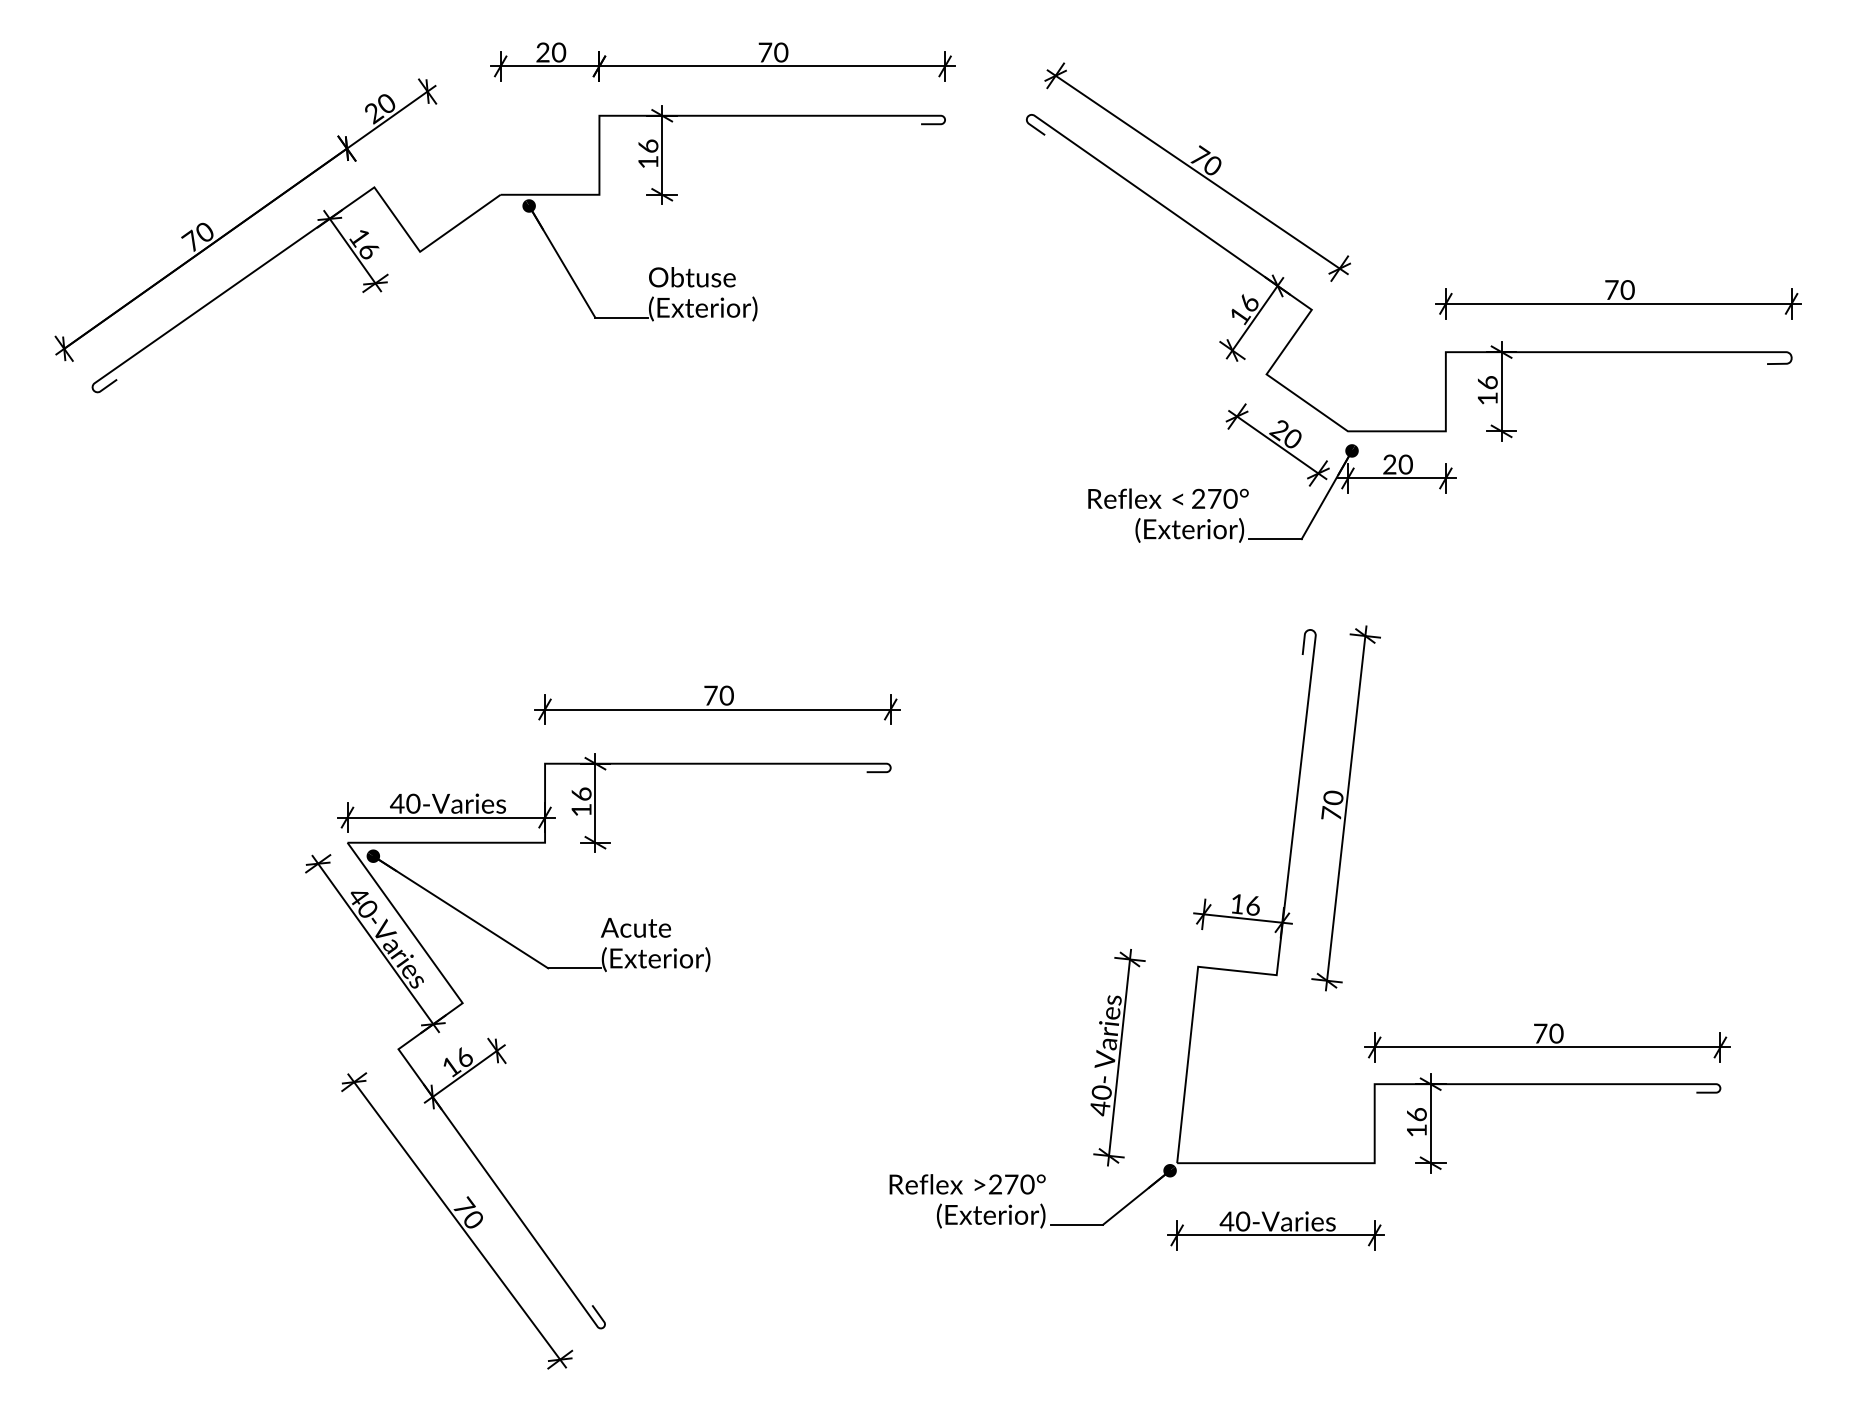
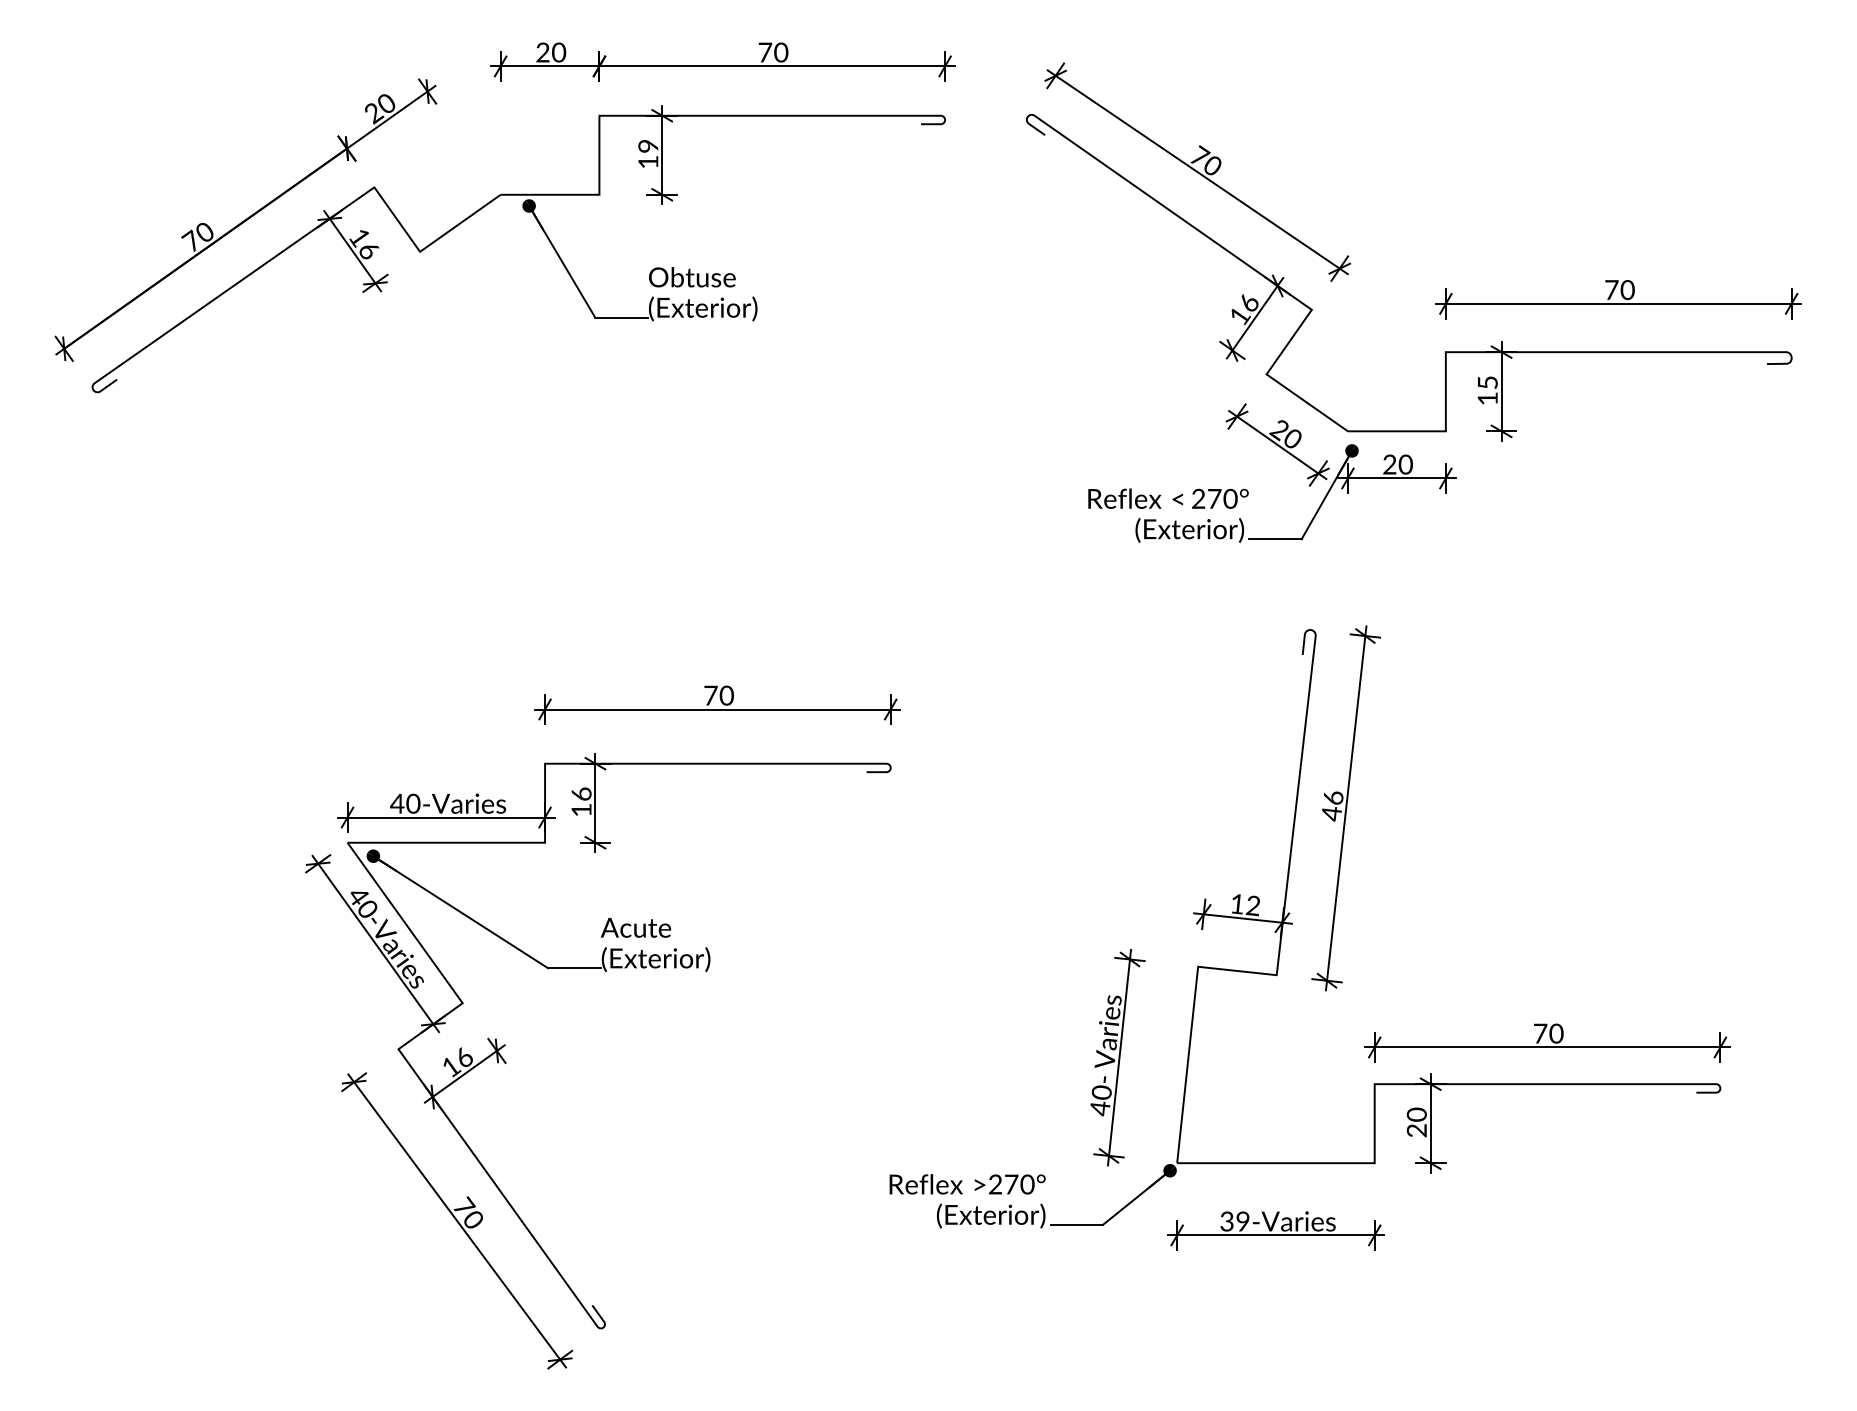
text: 16 -> 19 (648, 145)
text: 16 -> 15 (1487, 382)
text: 70 -> 46 (1332, 805)
text: 16 -> 12 (1252, 905)
text: 16 -> 20 (1416, 1122)
text: 40-Varies -> 39-Varies (1234, 1221)
